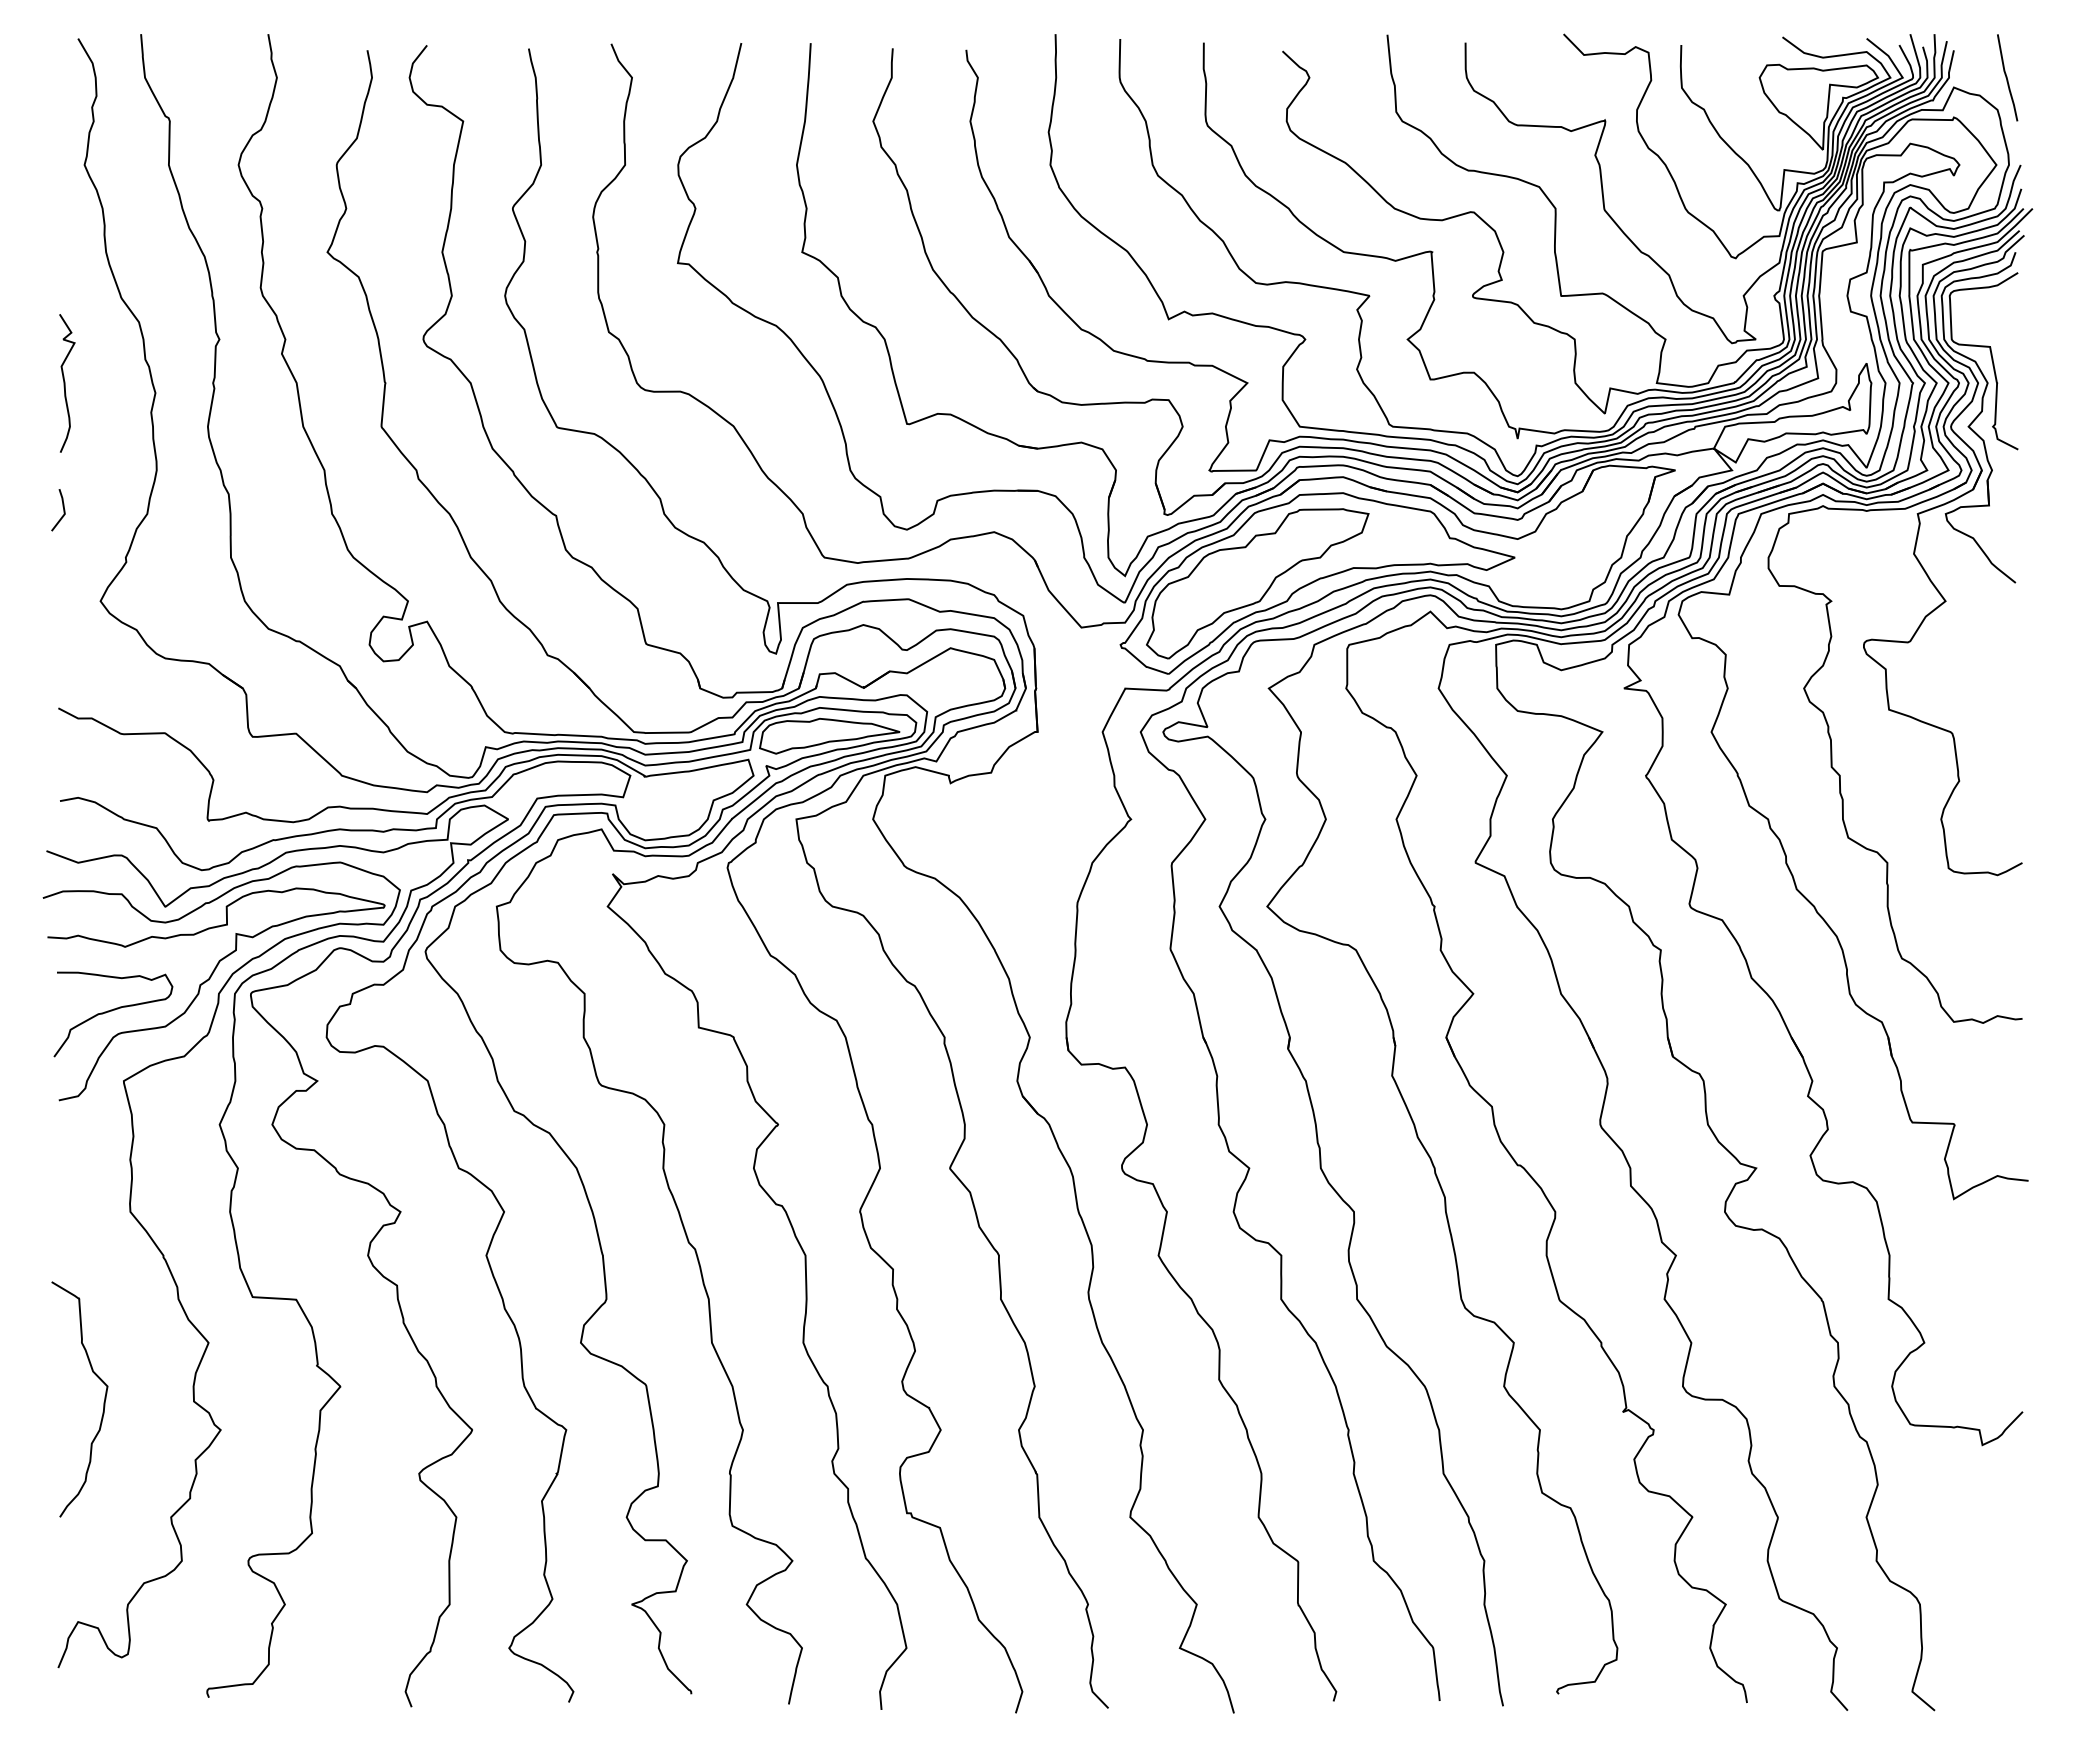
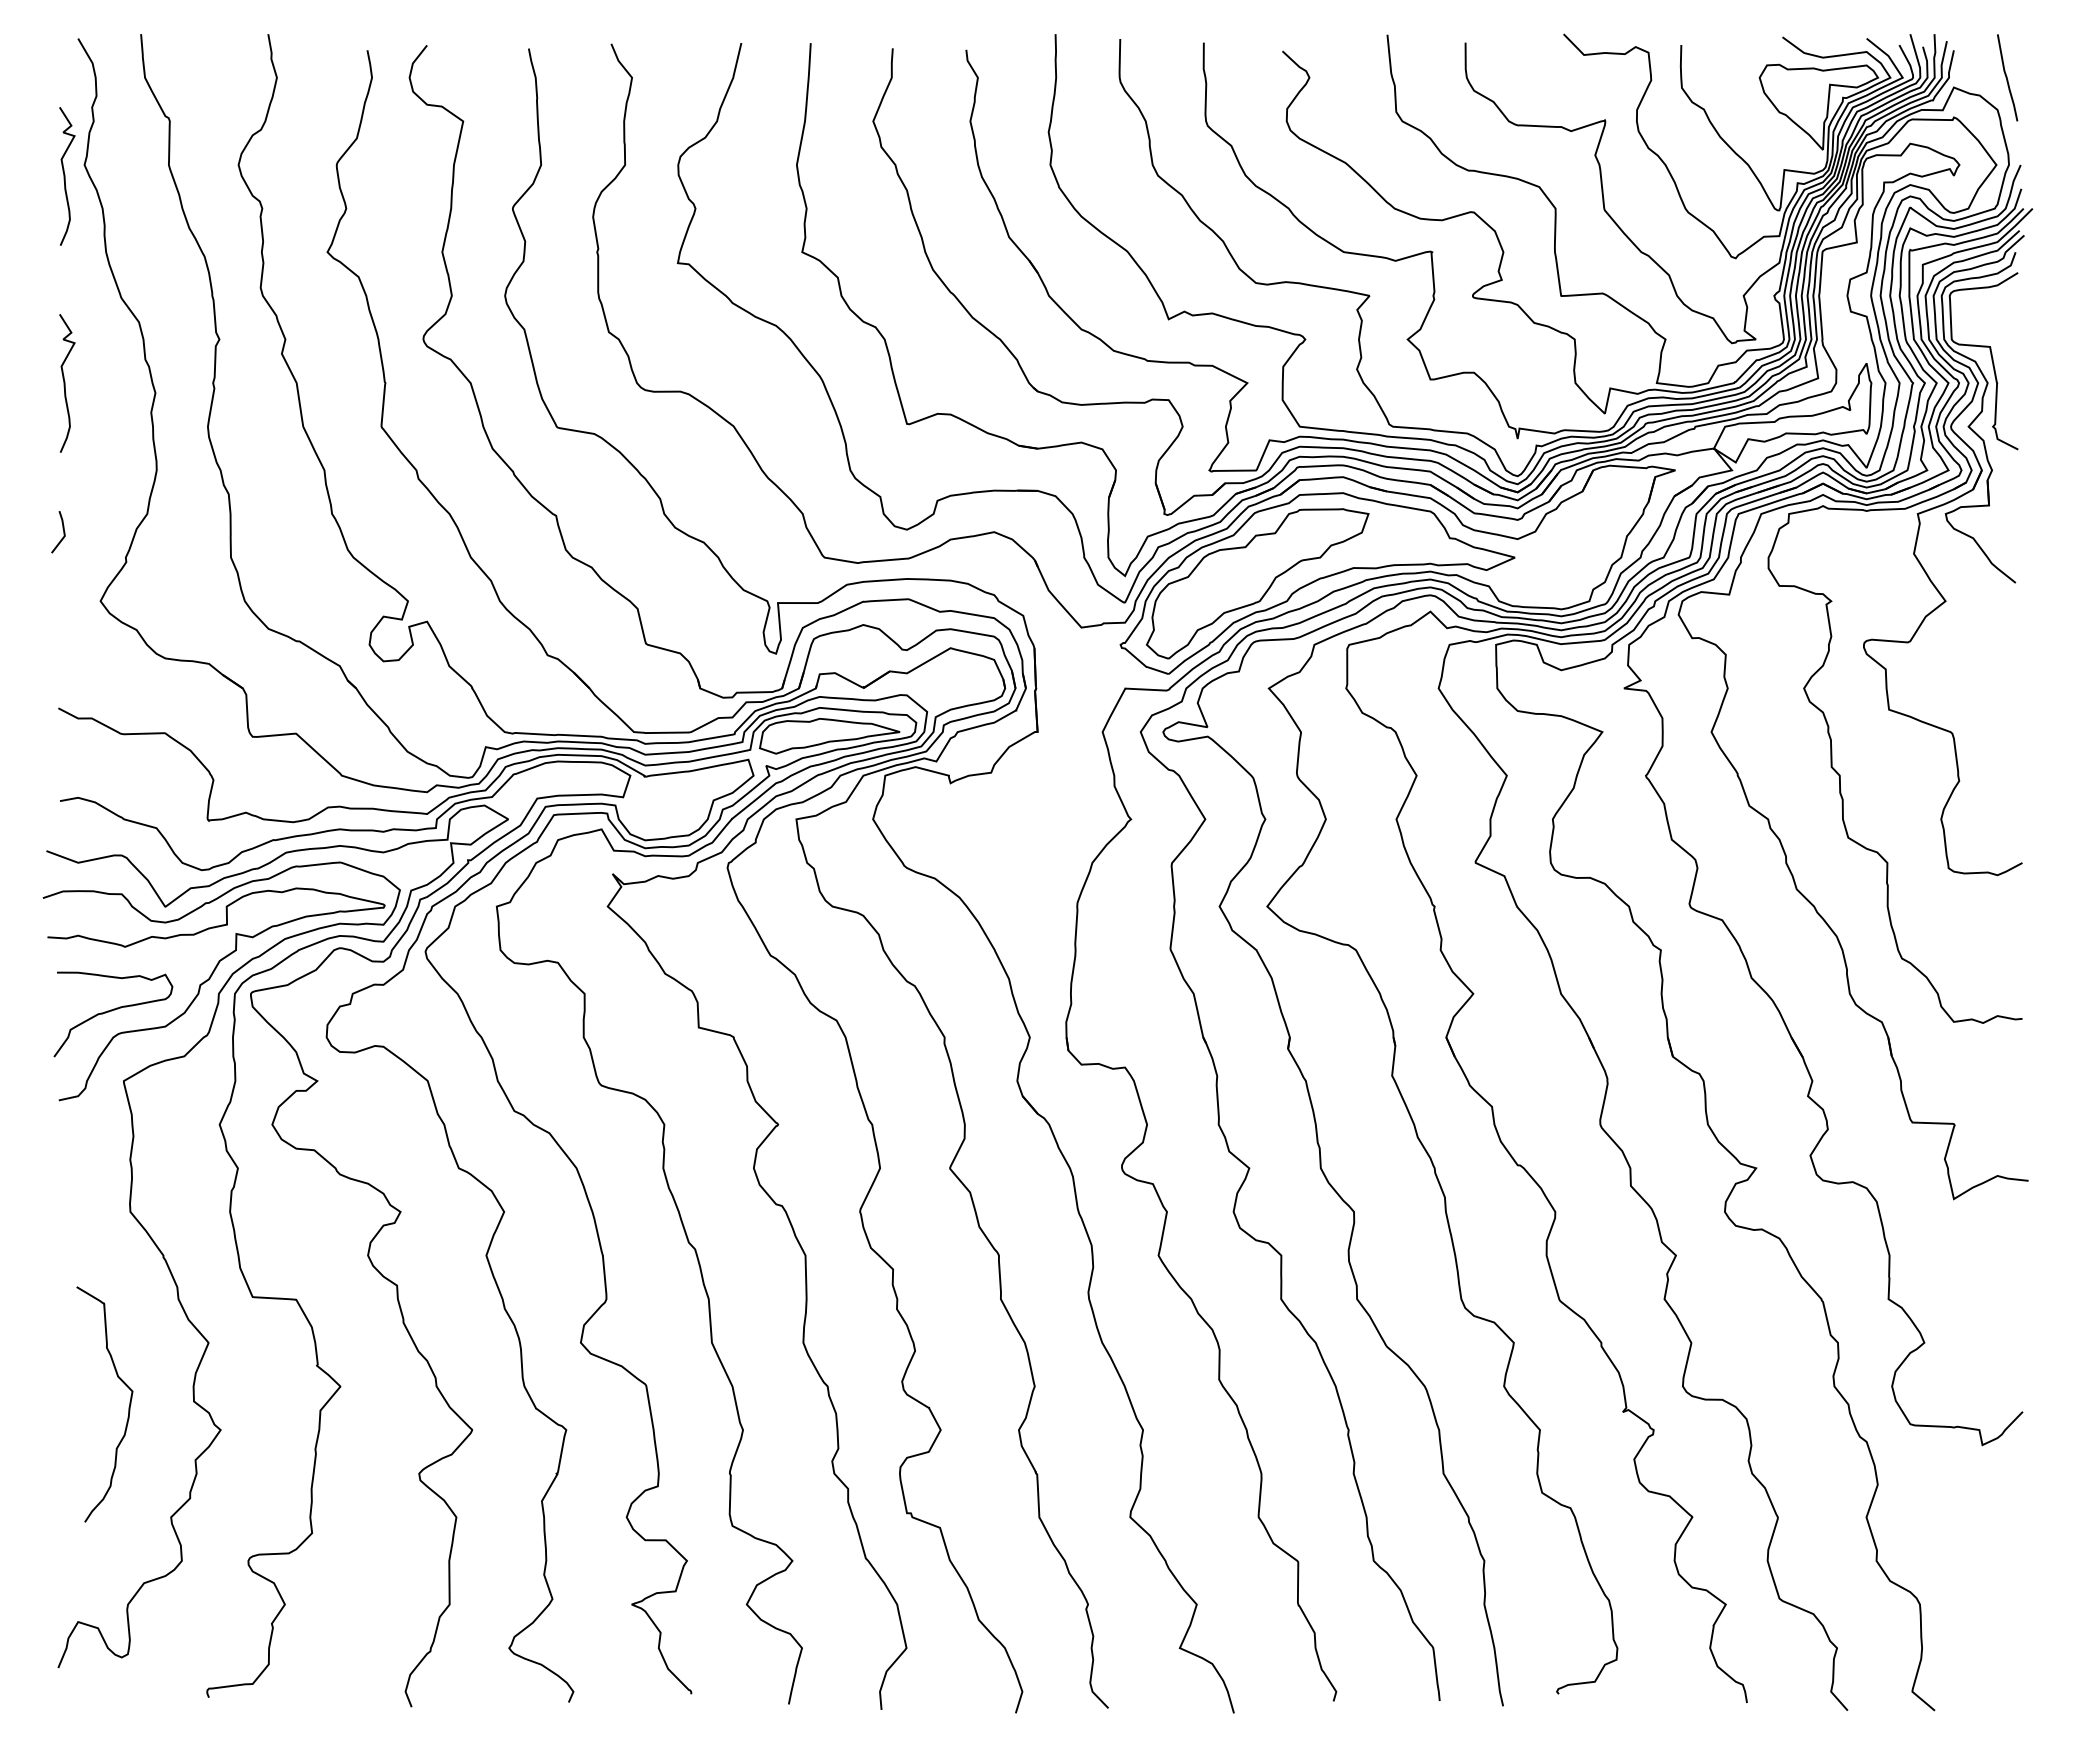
curve: none -> present (65, 176)
line position: (63, 510) -> (63, 532) (63, 532)
curve position: (103, 1402) -> (128, 1407) (128, 1407)
